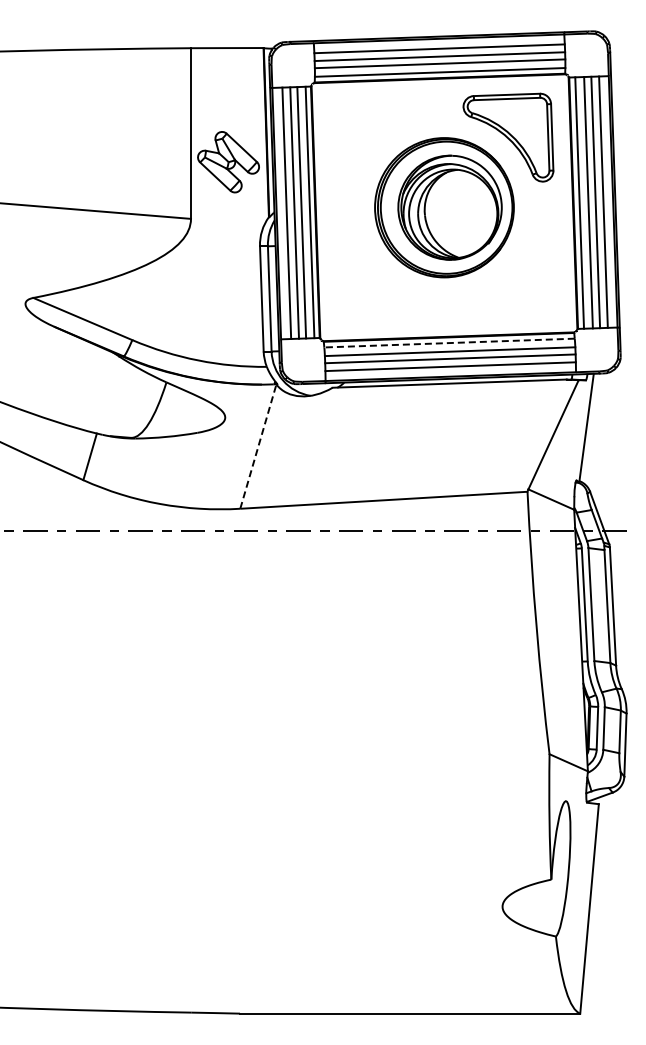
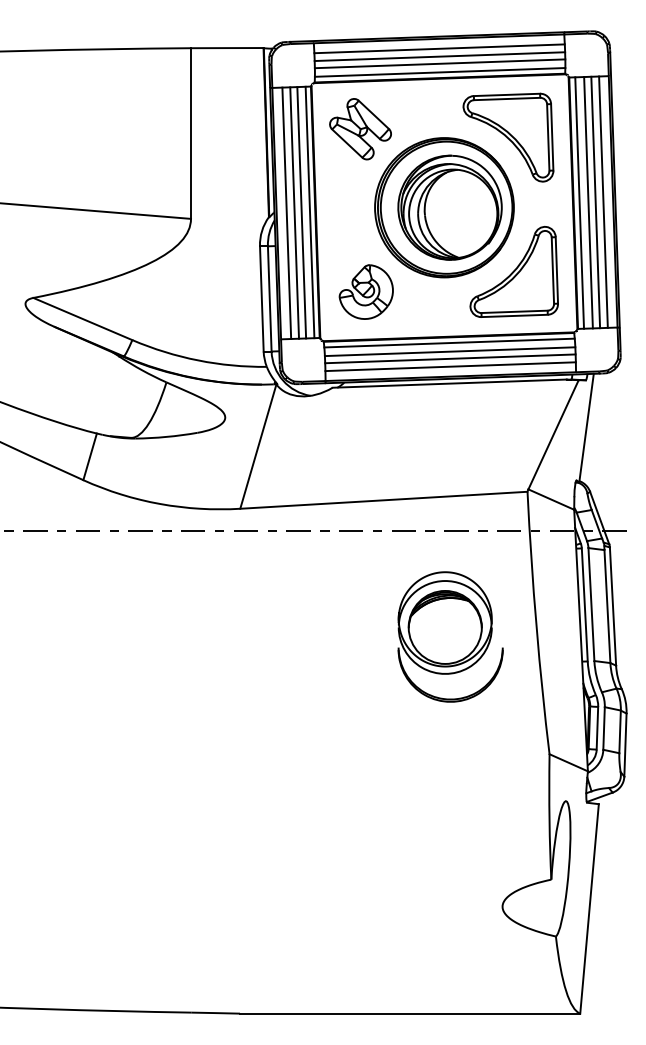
part position: (228, 162) -> (360, 129) (360, 129)
part: none -> present (513, 271)
part: none -> present (365, 291)
line: dashed -> solid (449, 343)
line: dashed -> solid (258, 446)
part: none -> present (450, 636)
